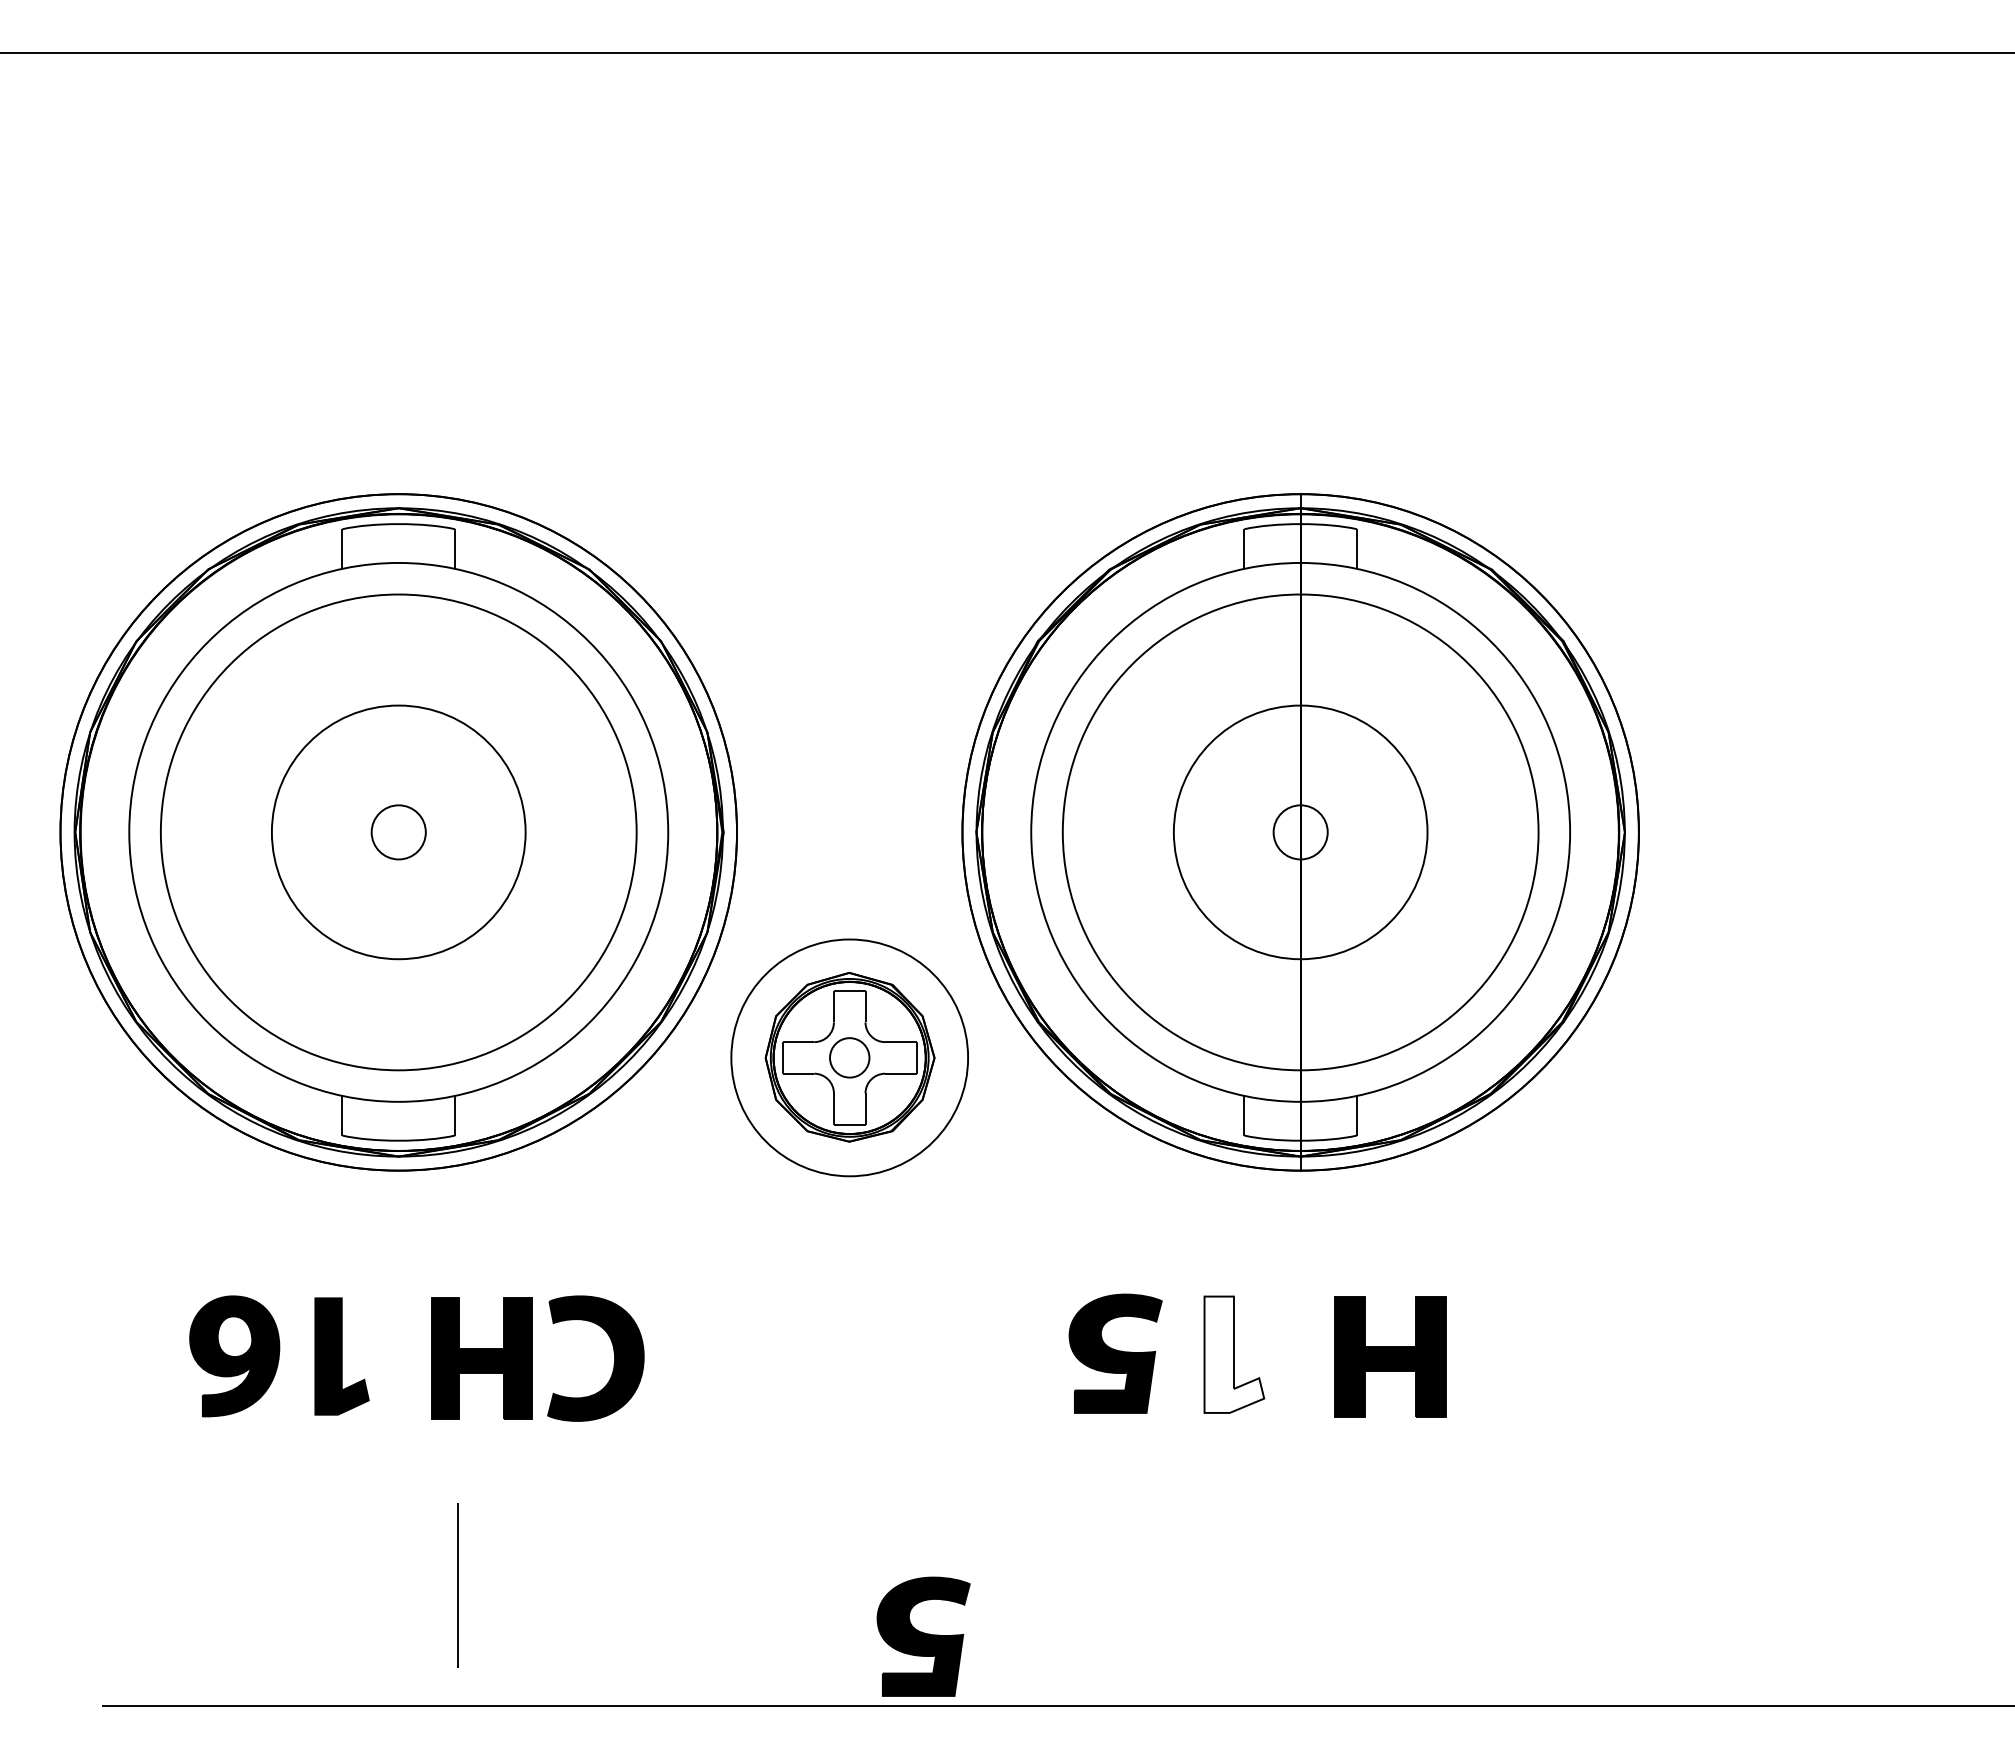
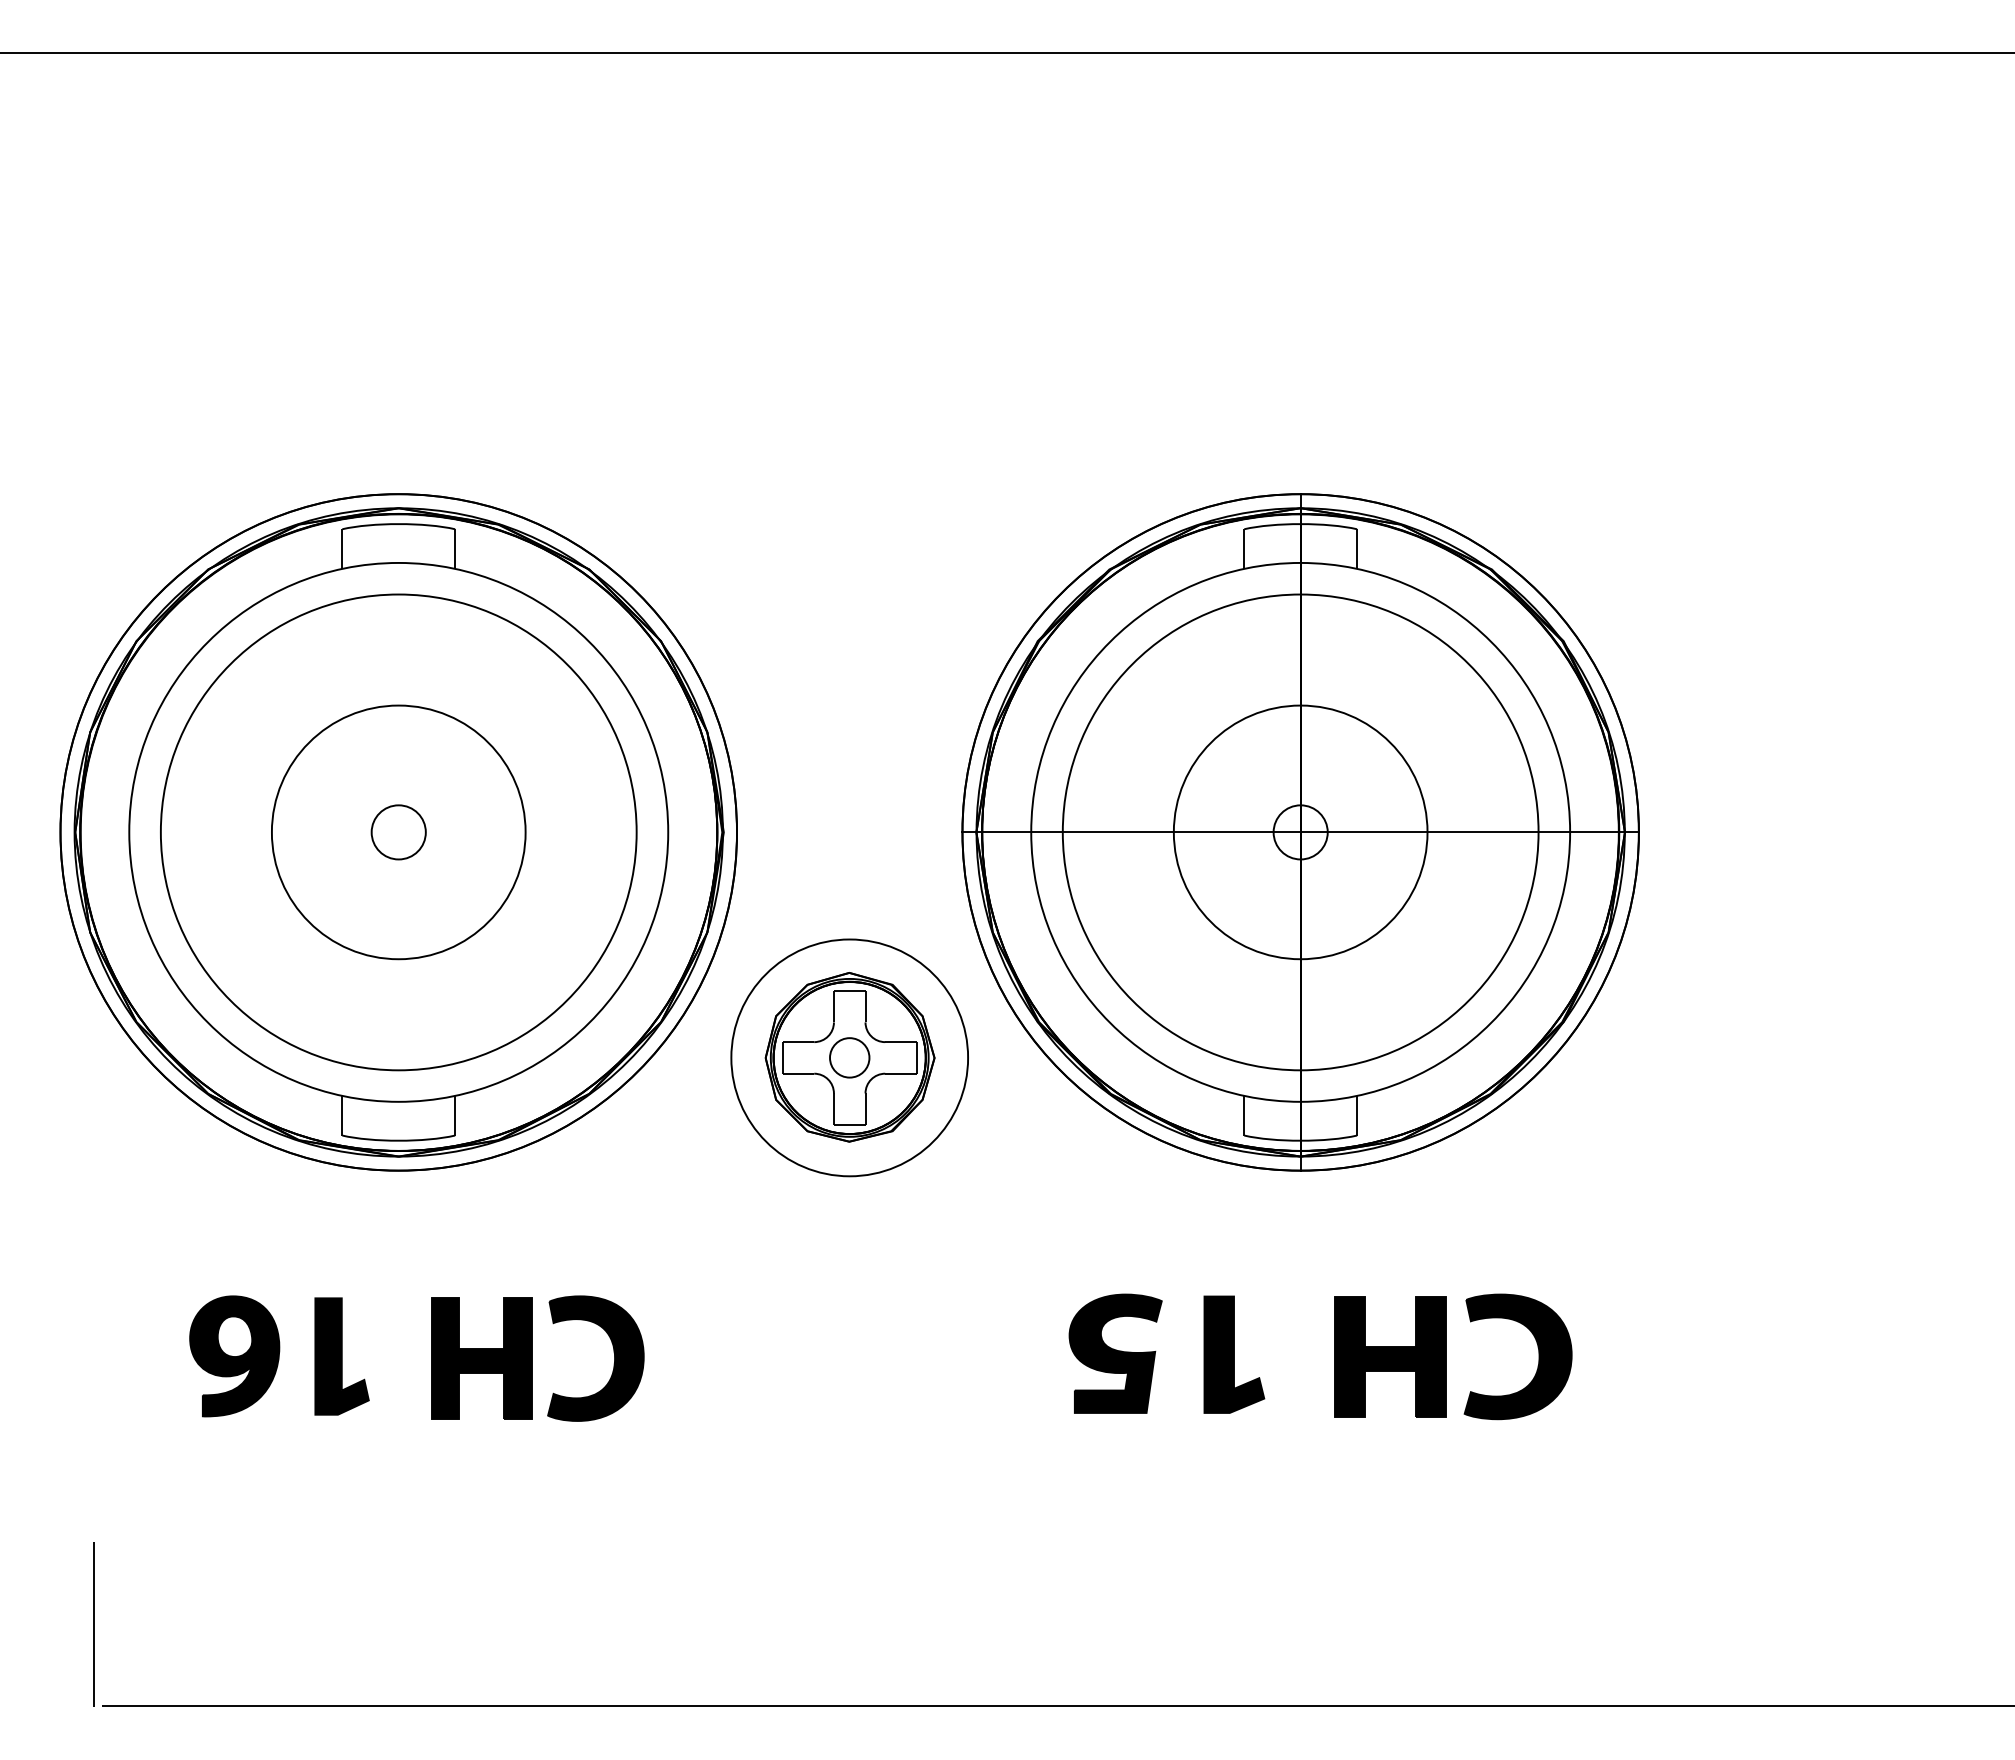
line: none -> present (1300, 832)
fill: none -> present (1234, 1354)
part: none -> present (1538, 1356)
line position: (457, 1585) -> (93, 1624) (93, 1624)
part: present -> none (923, 1636)
